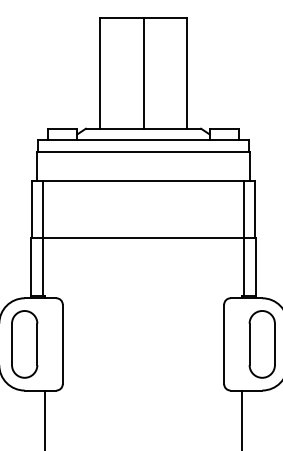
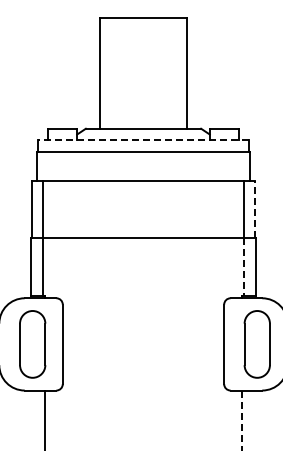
line: present -> none (143, 73)
line: solid -> dashed (143, 140)
line: solid -> dashed (255, 209)
line: solid -> dashed (244, 267)
part position: (24, 344) -> (32, 344) (32, 344)
part position: (261, 344) -> (256, 344) (256, 344)
line: solid -> dashed (241, 420)
